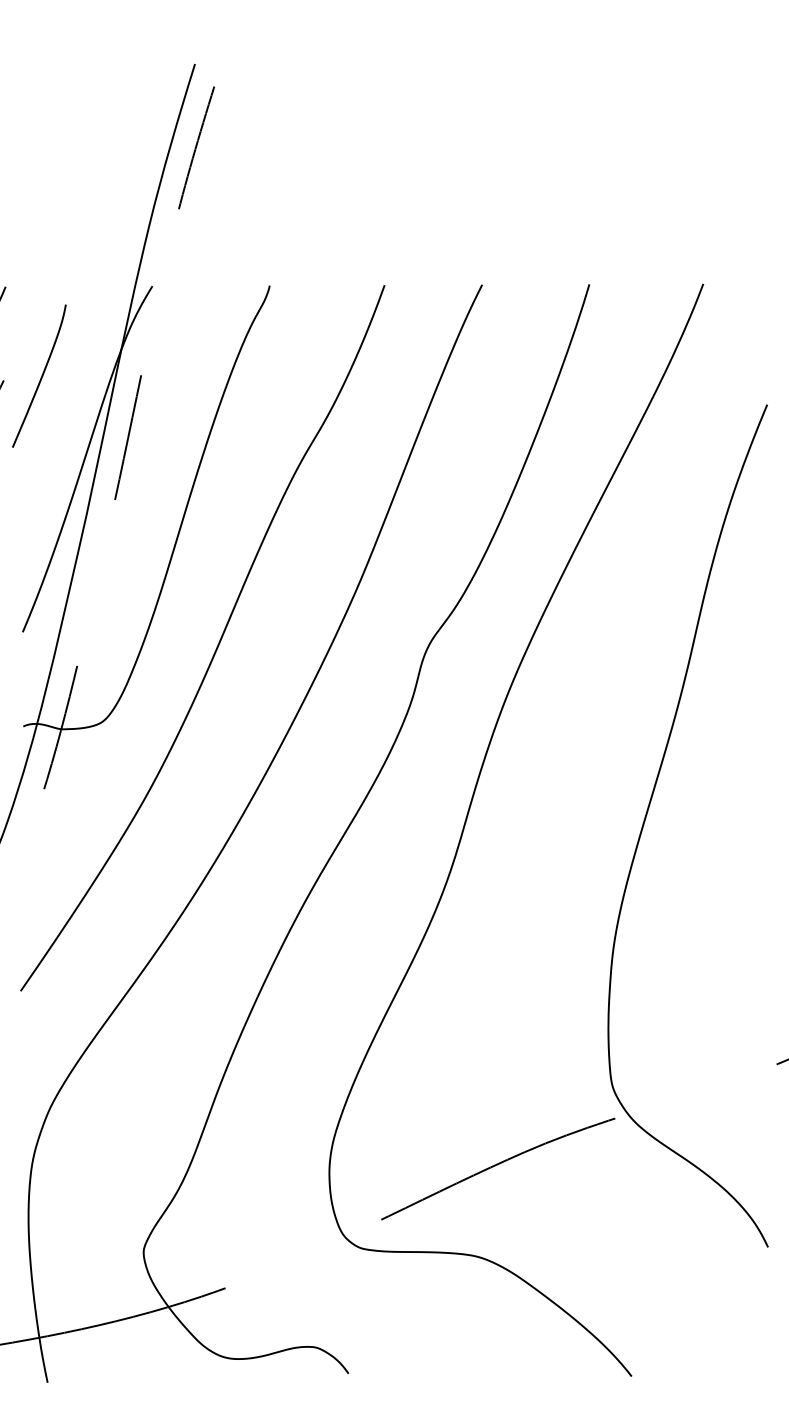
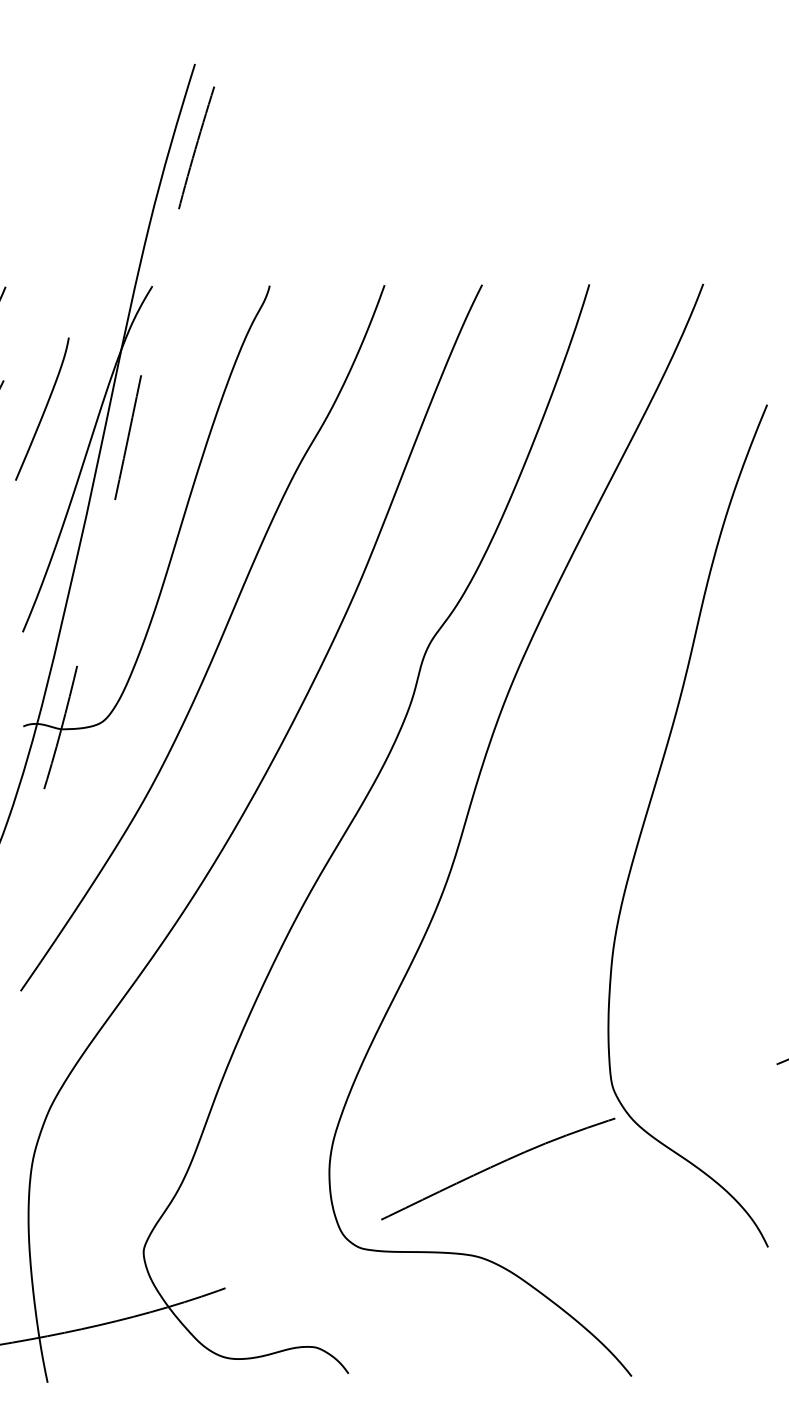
curve position: (41, 375) -> (44, 408) (44, 408)
